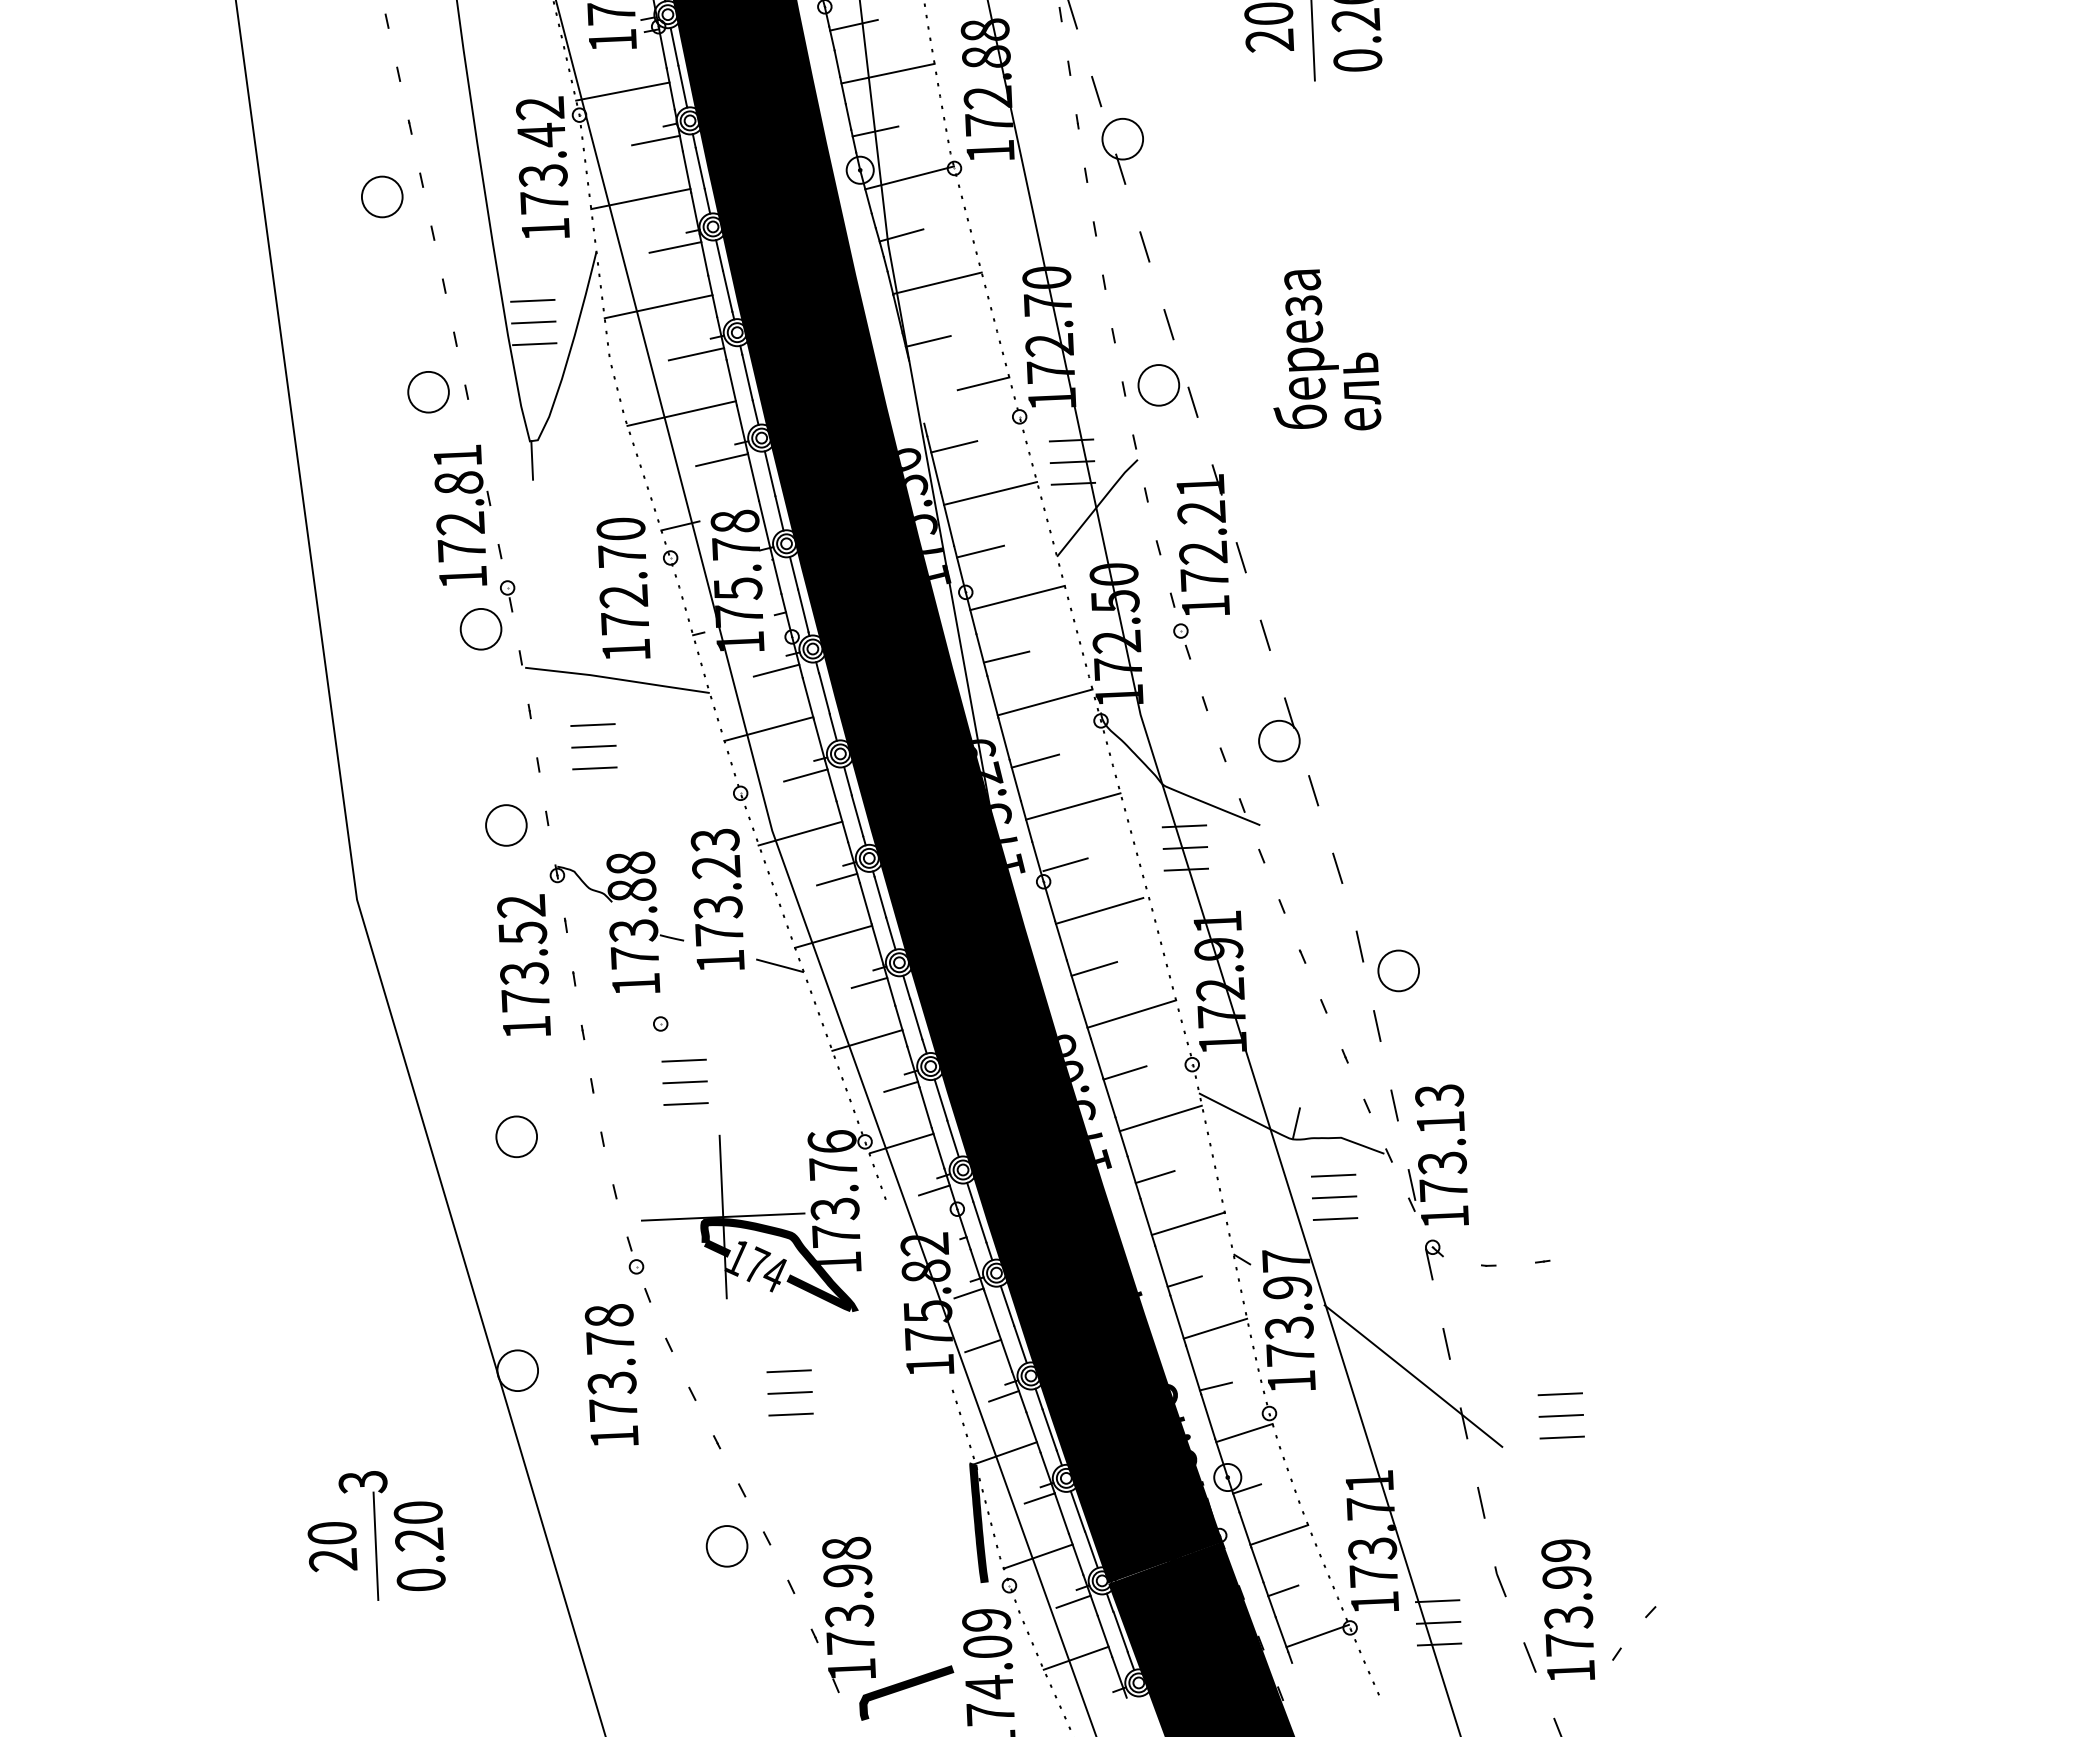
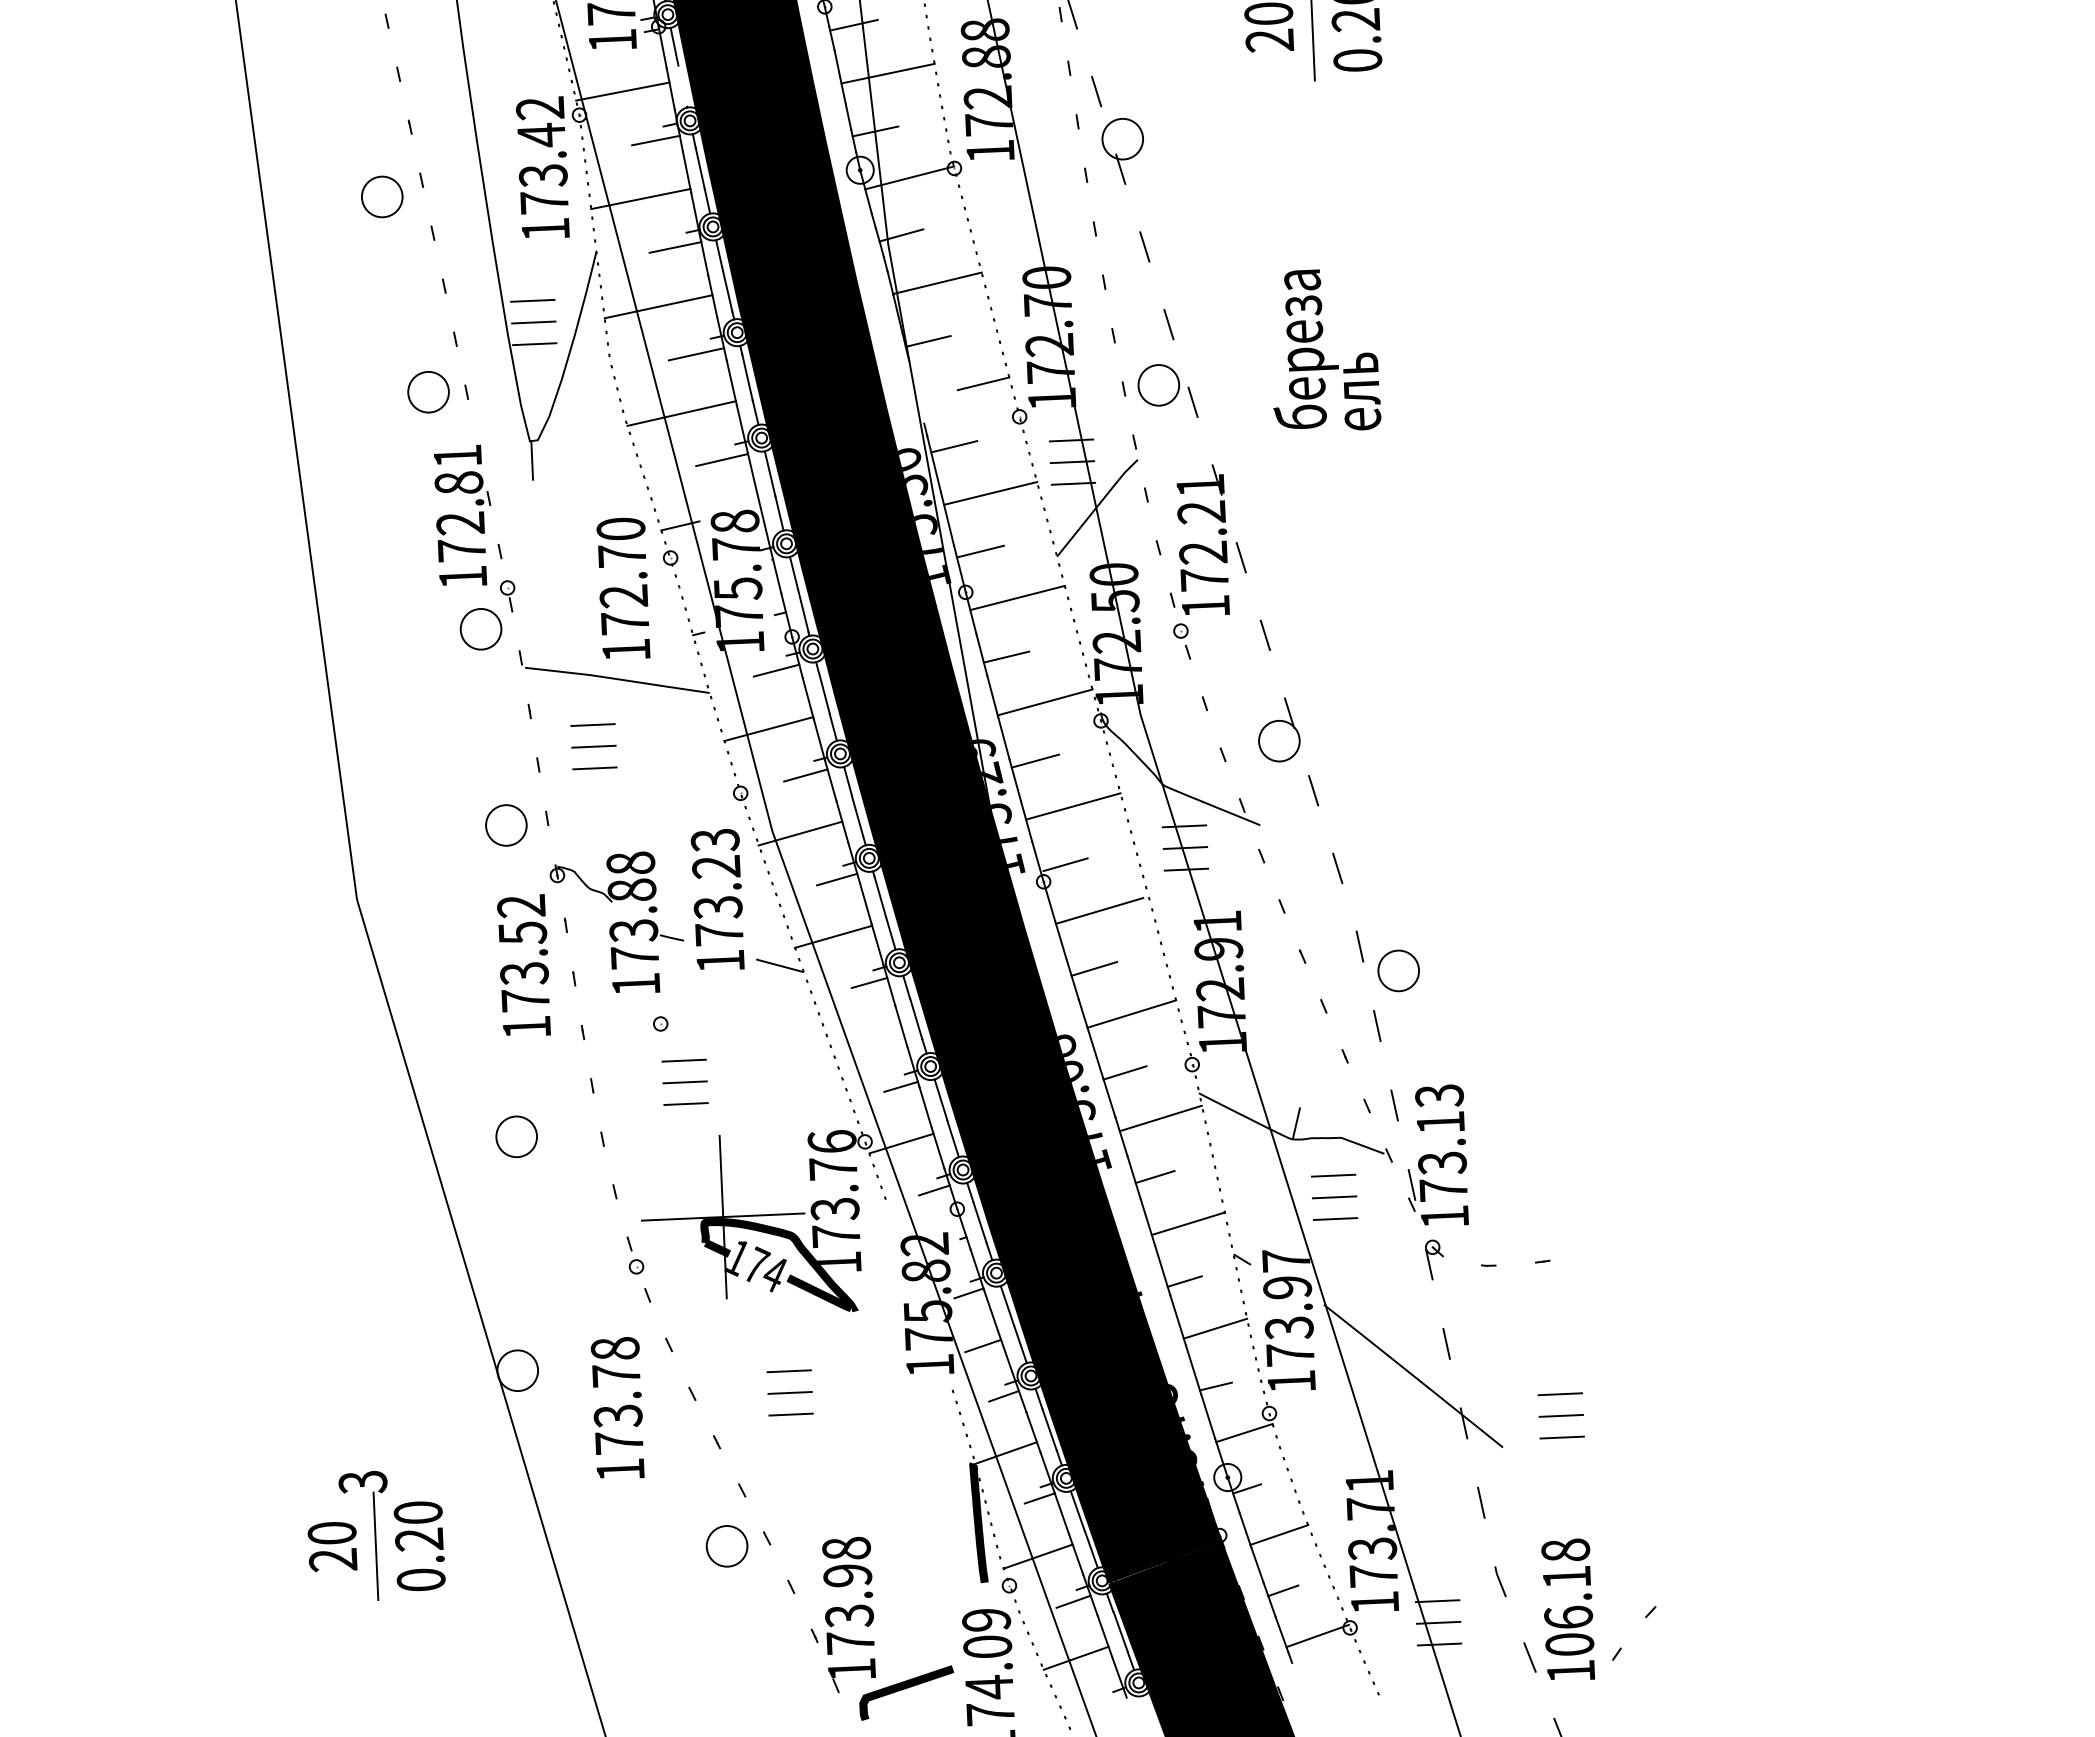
line: present -> none (682, 85)
line: present -> none (867, 1040)
text position: (611, 1374) -> (617, 1407) (617, 1407)
text: 173.99 -> 106.18 (1567, 1597)
